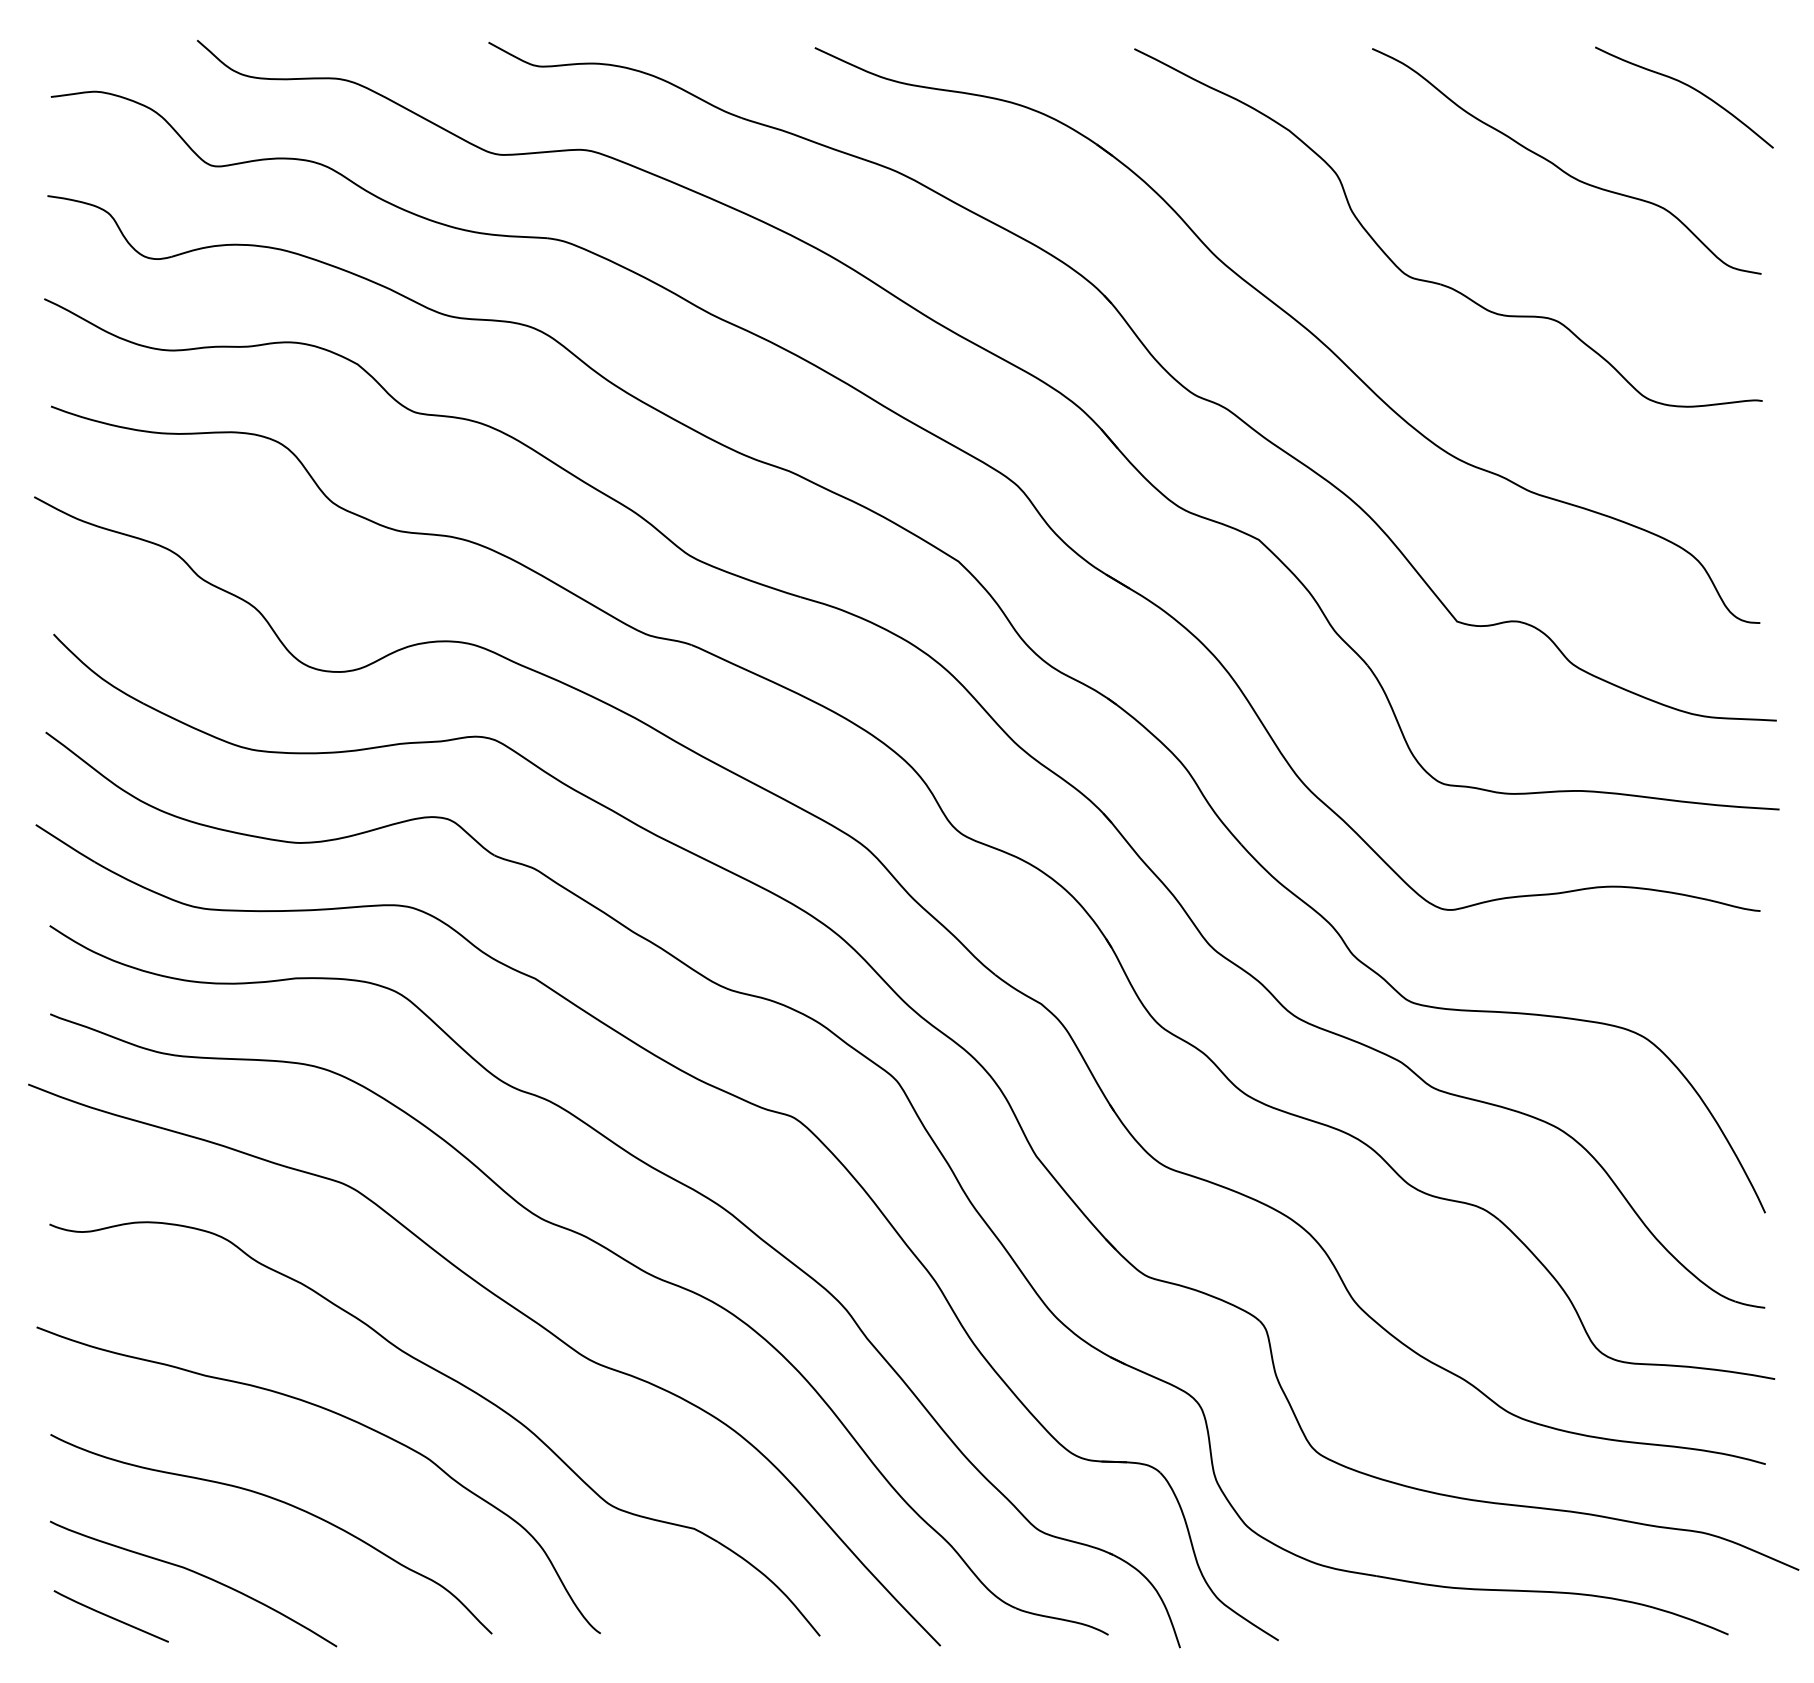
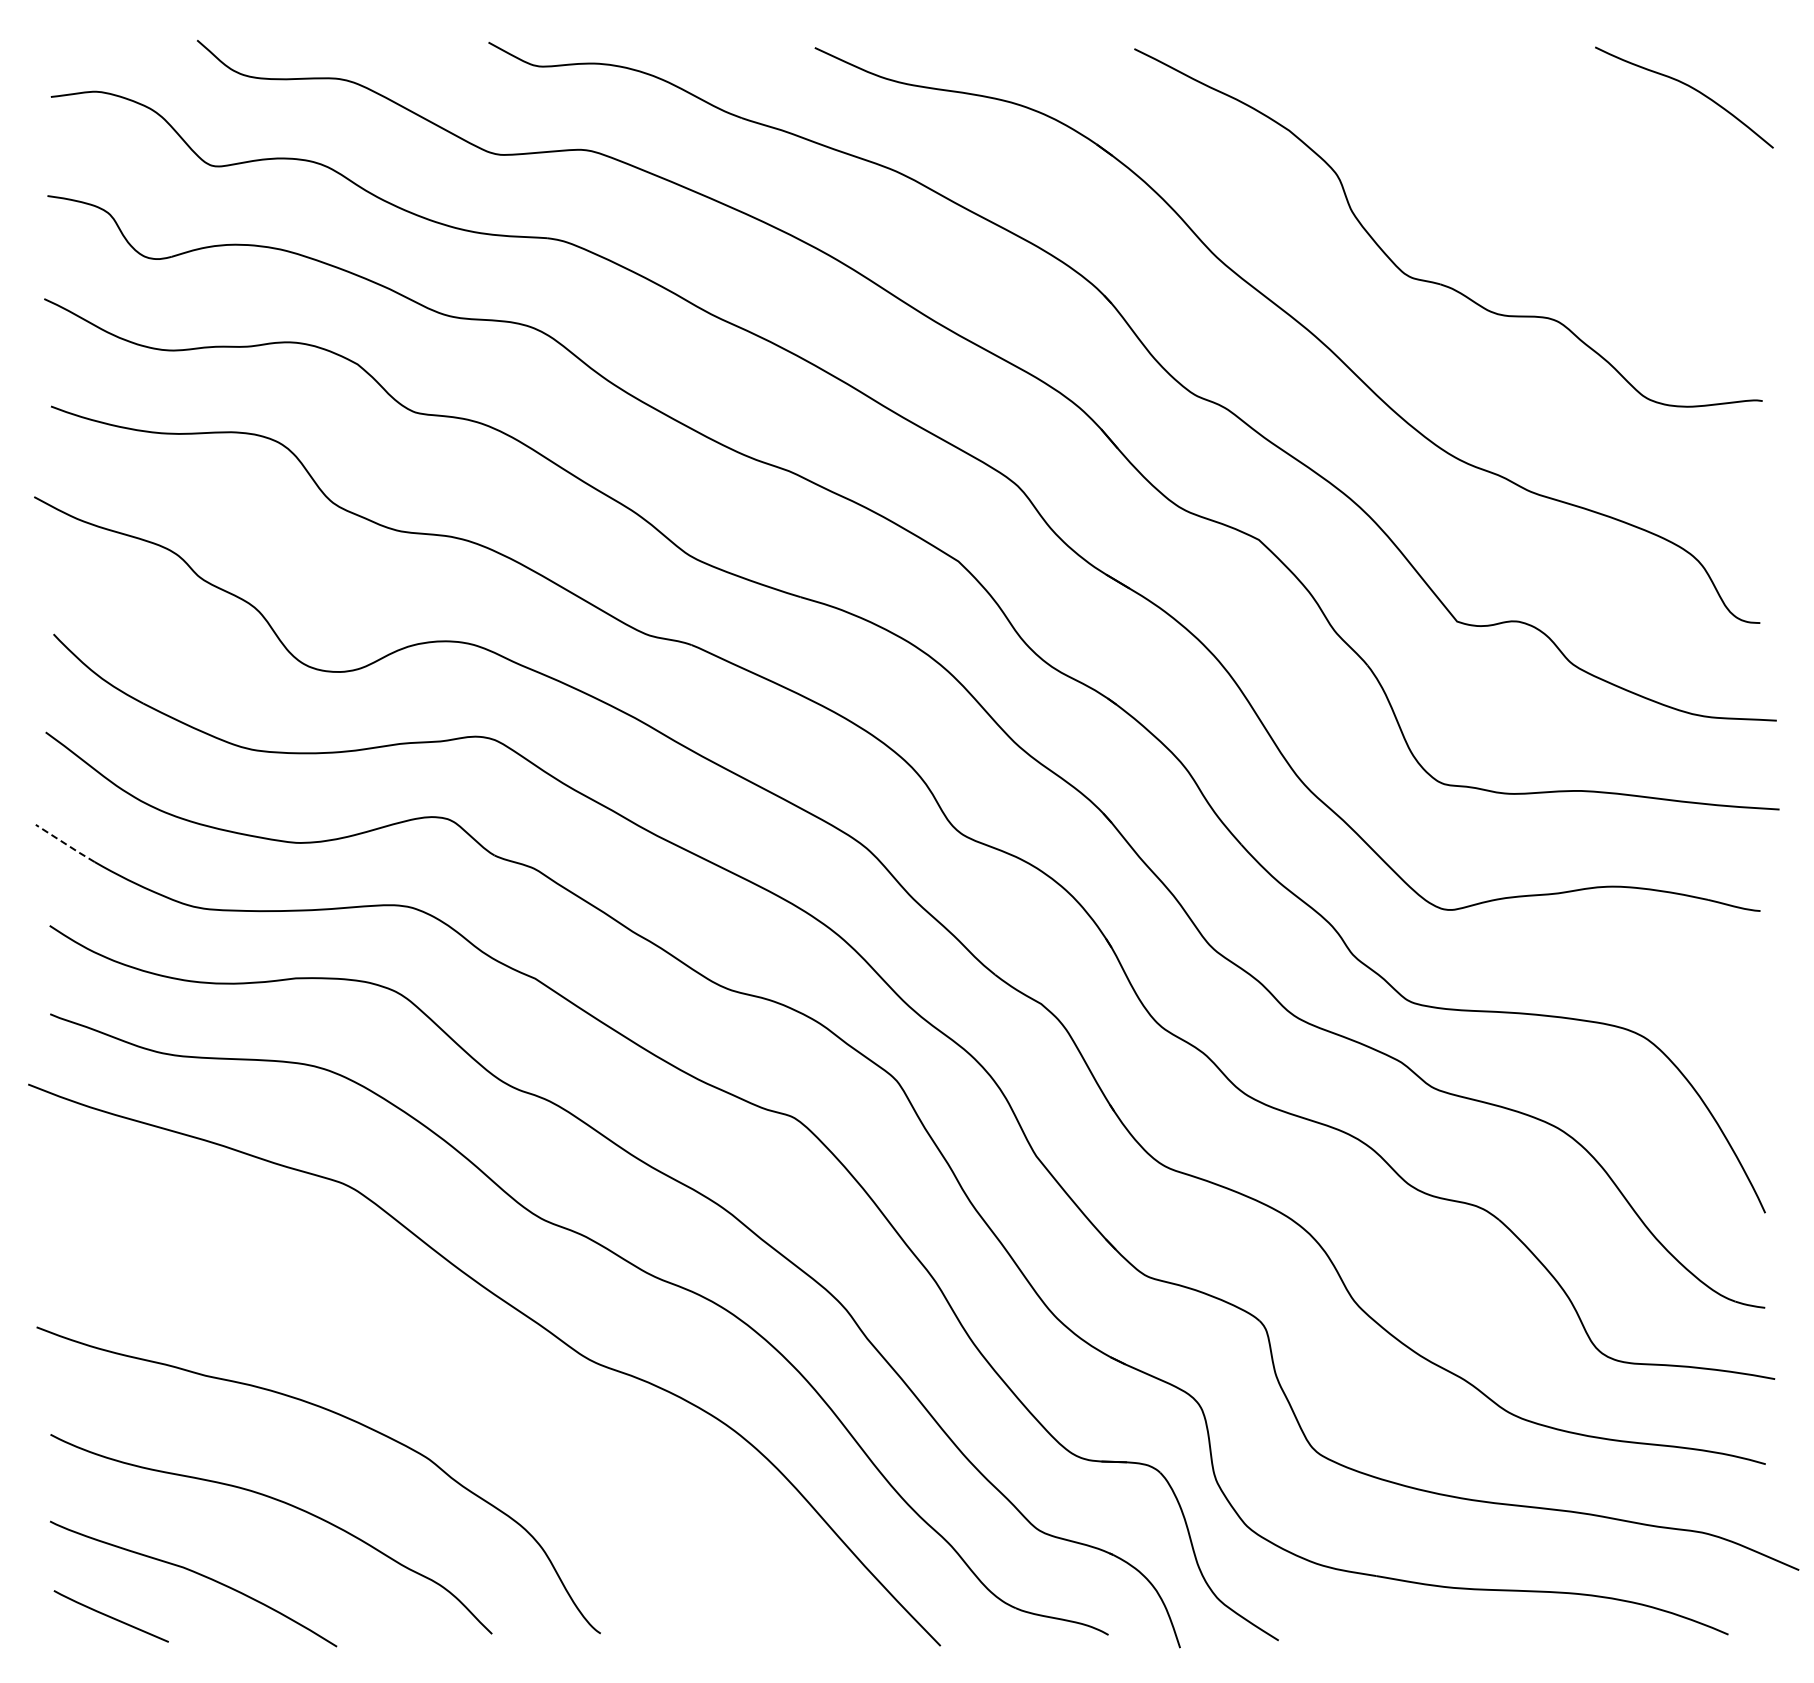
curve: present -> none (1561, 168)
line: solid -> dashed (65, 843)
part: present -> none (459, 1384)
